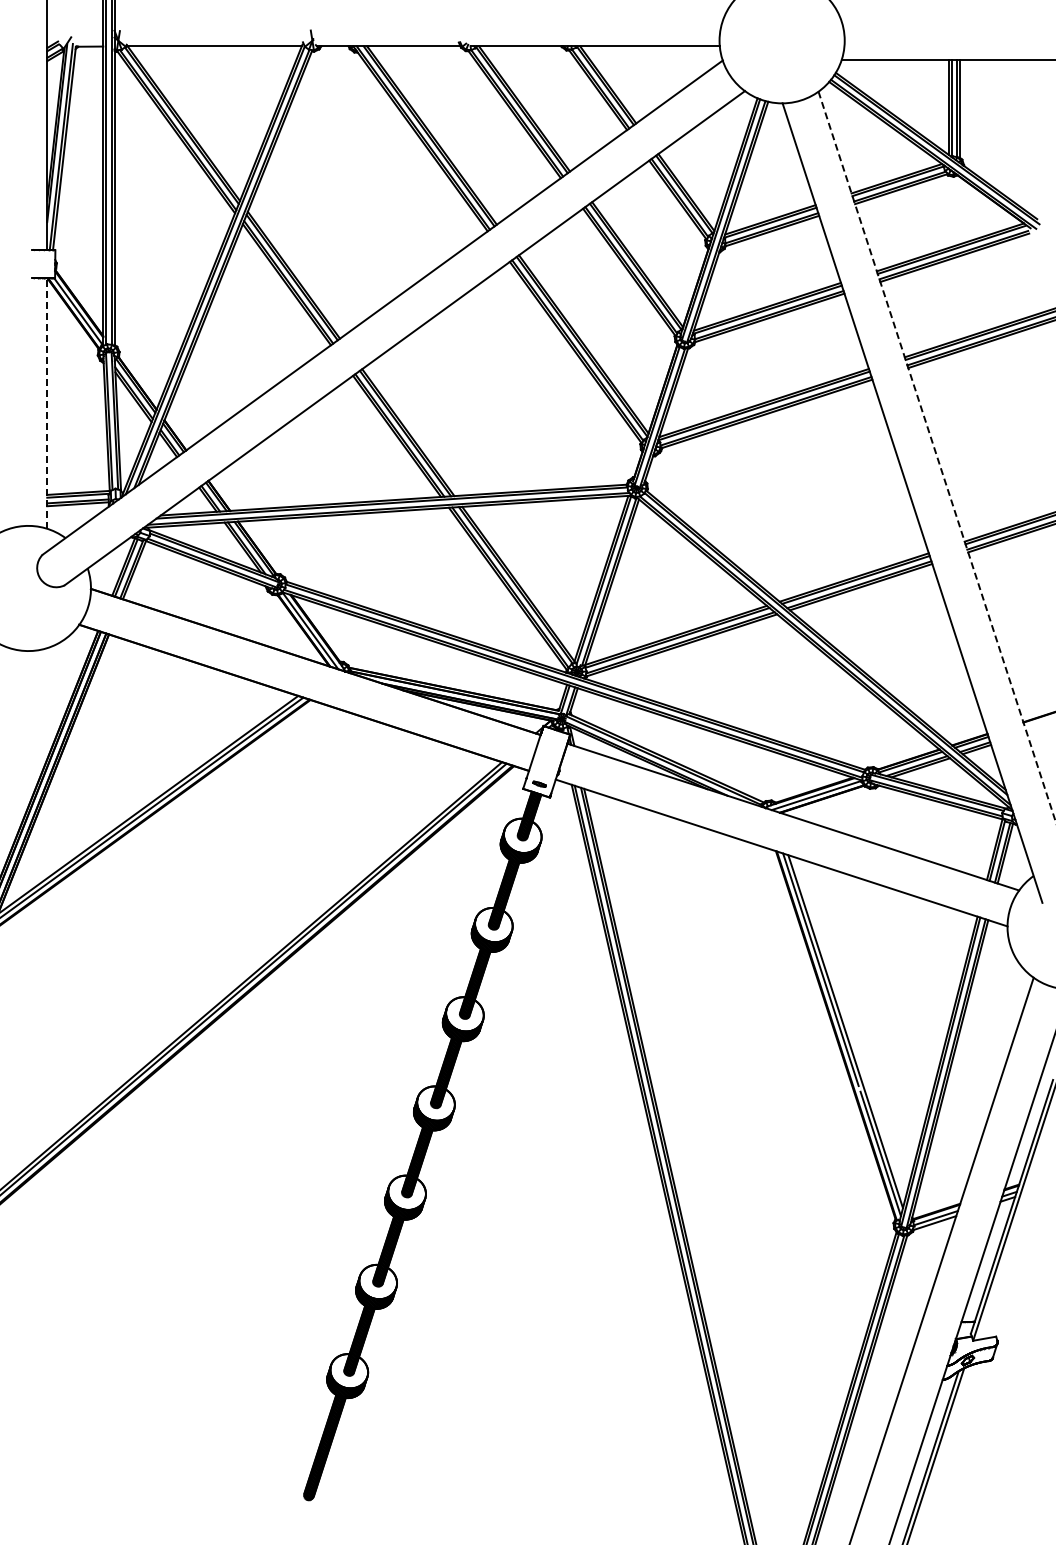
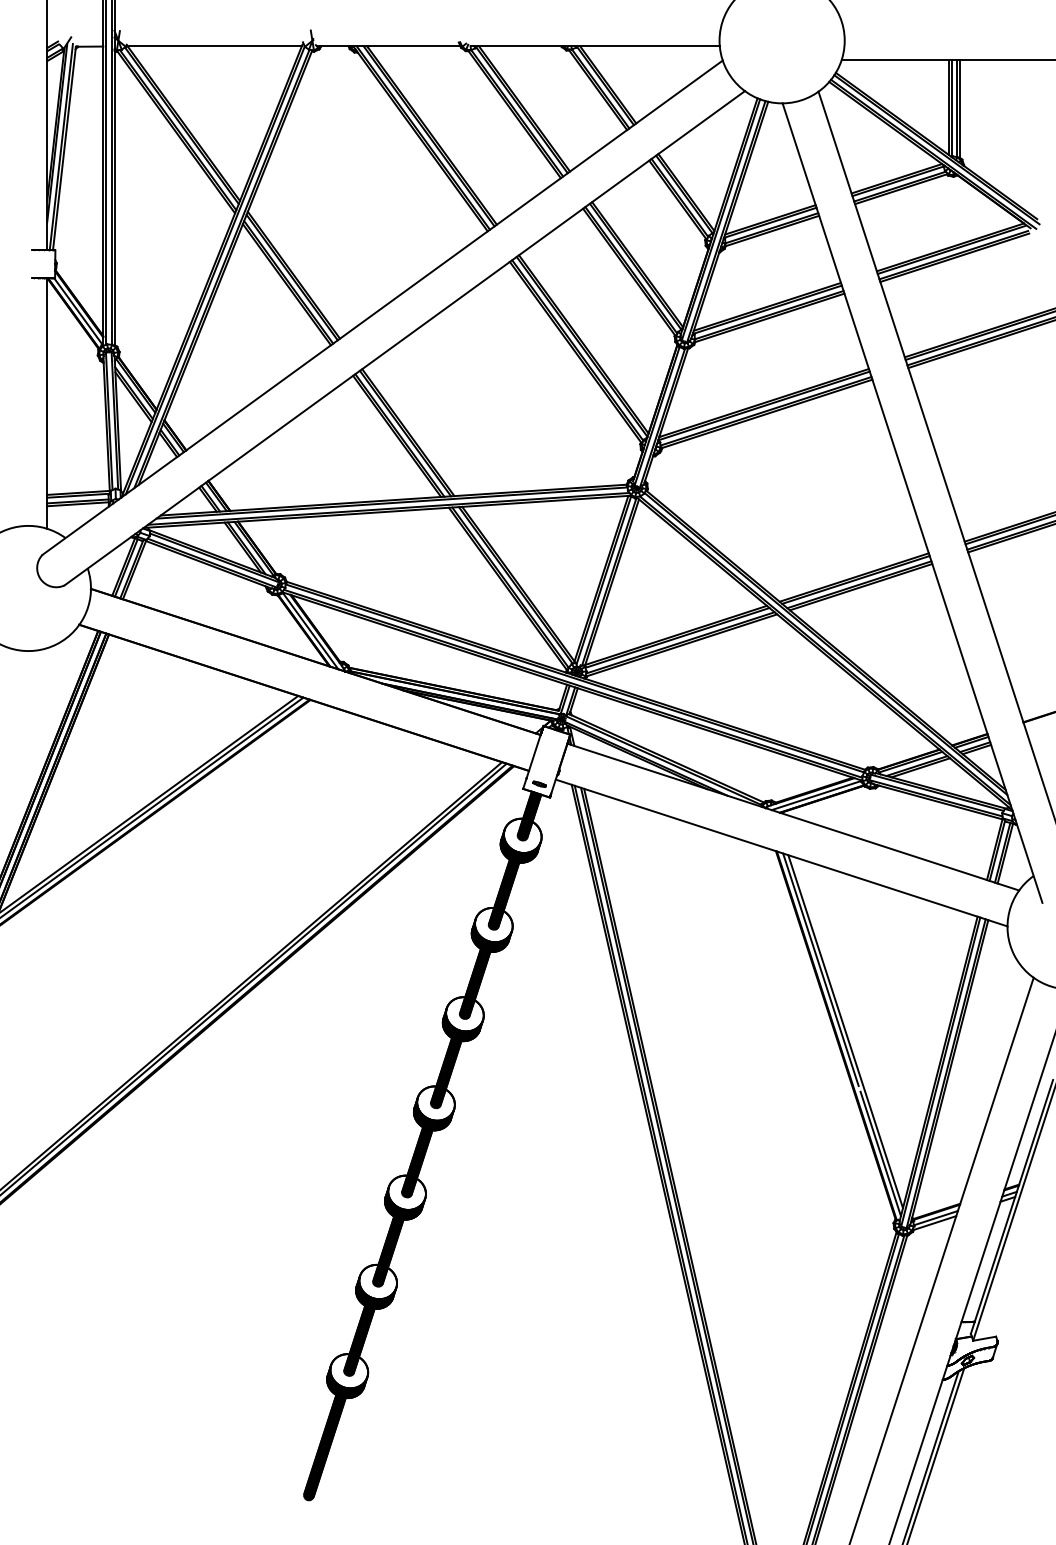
line: dashed -> solid (47, 403)
line: dashed -> solid (937, 456)
